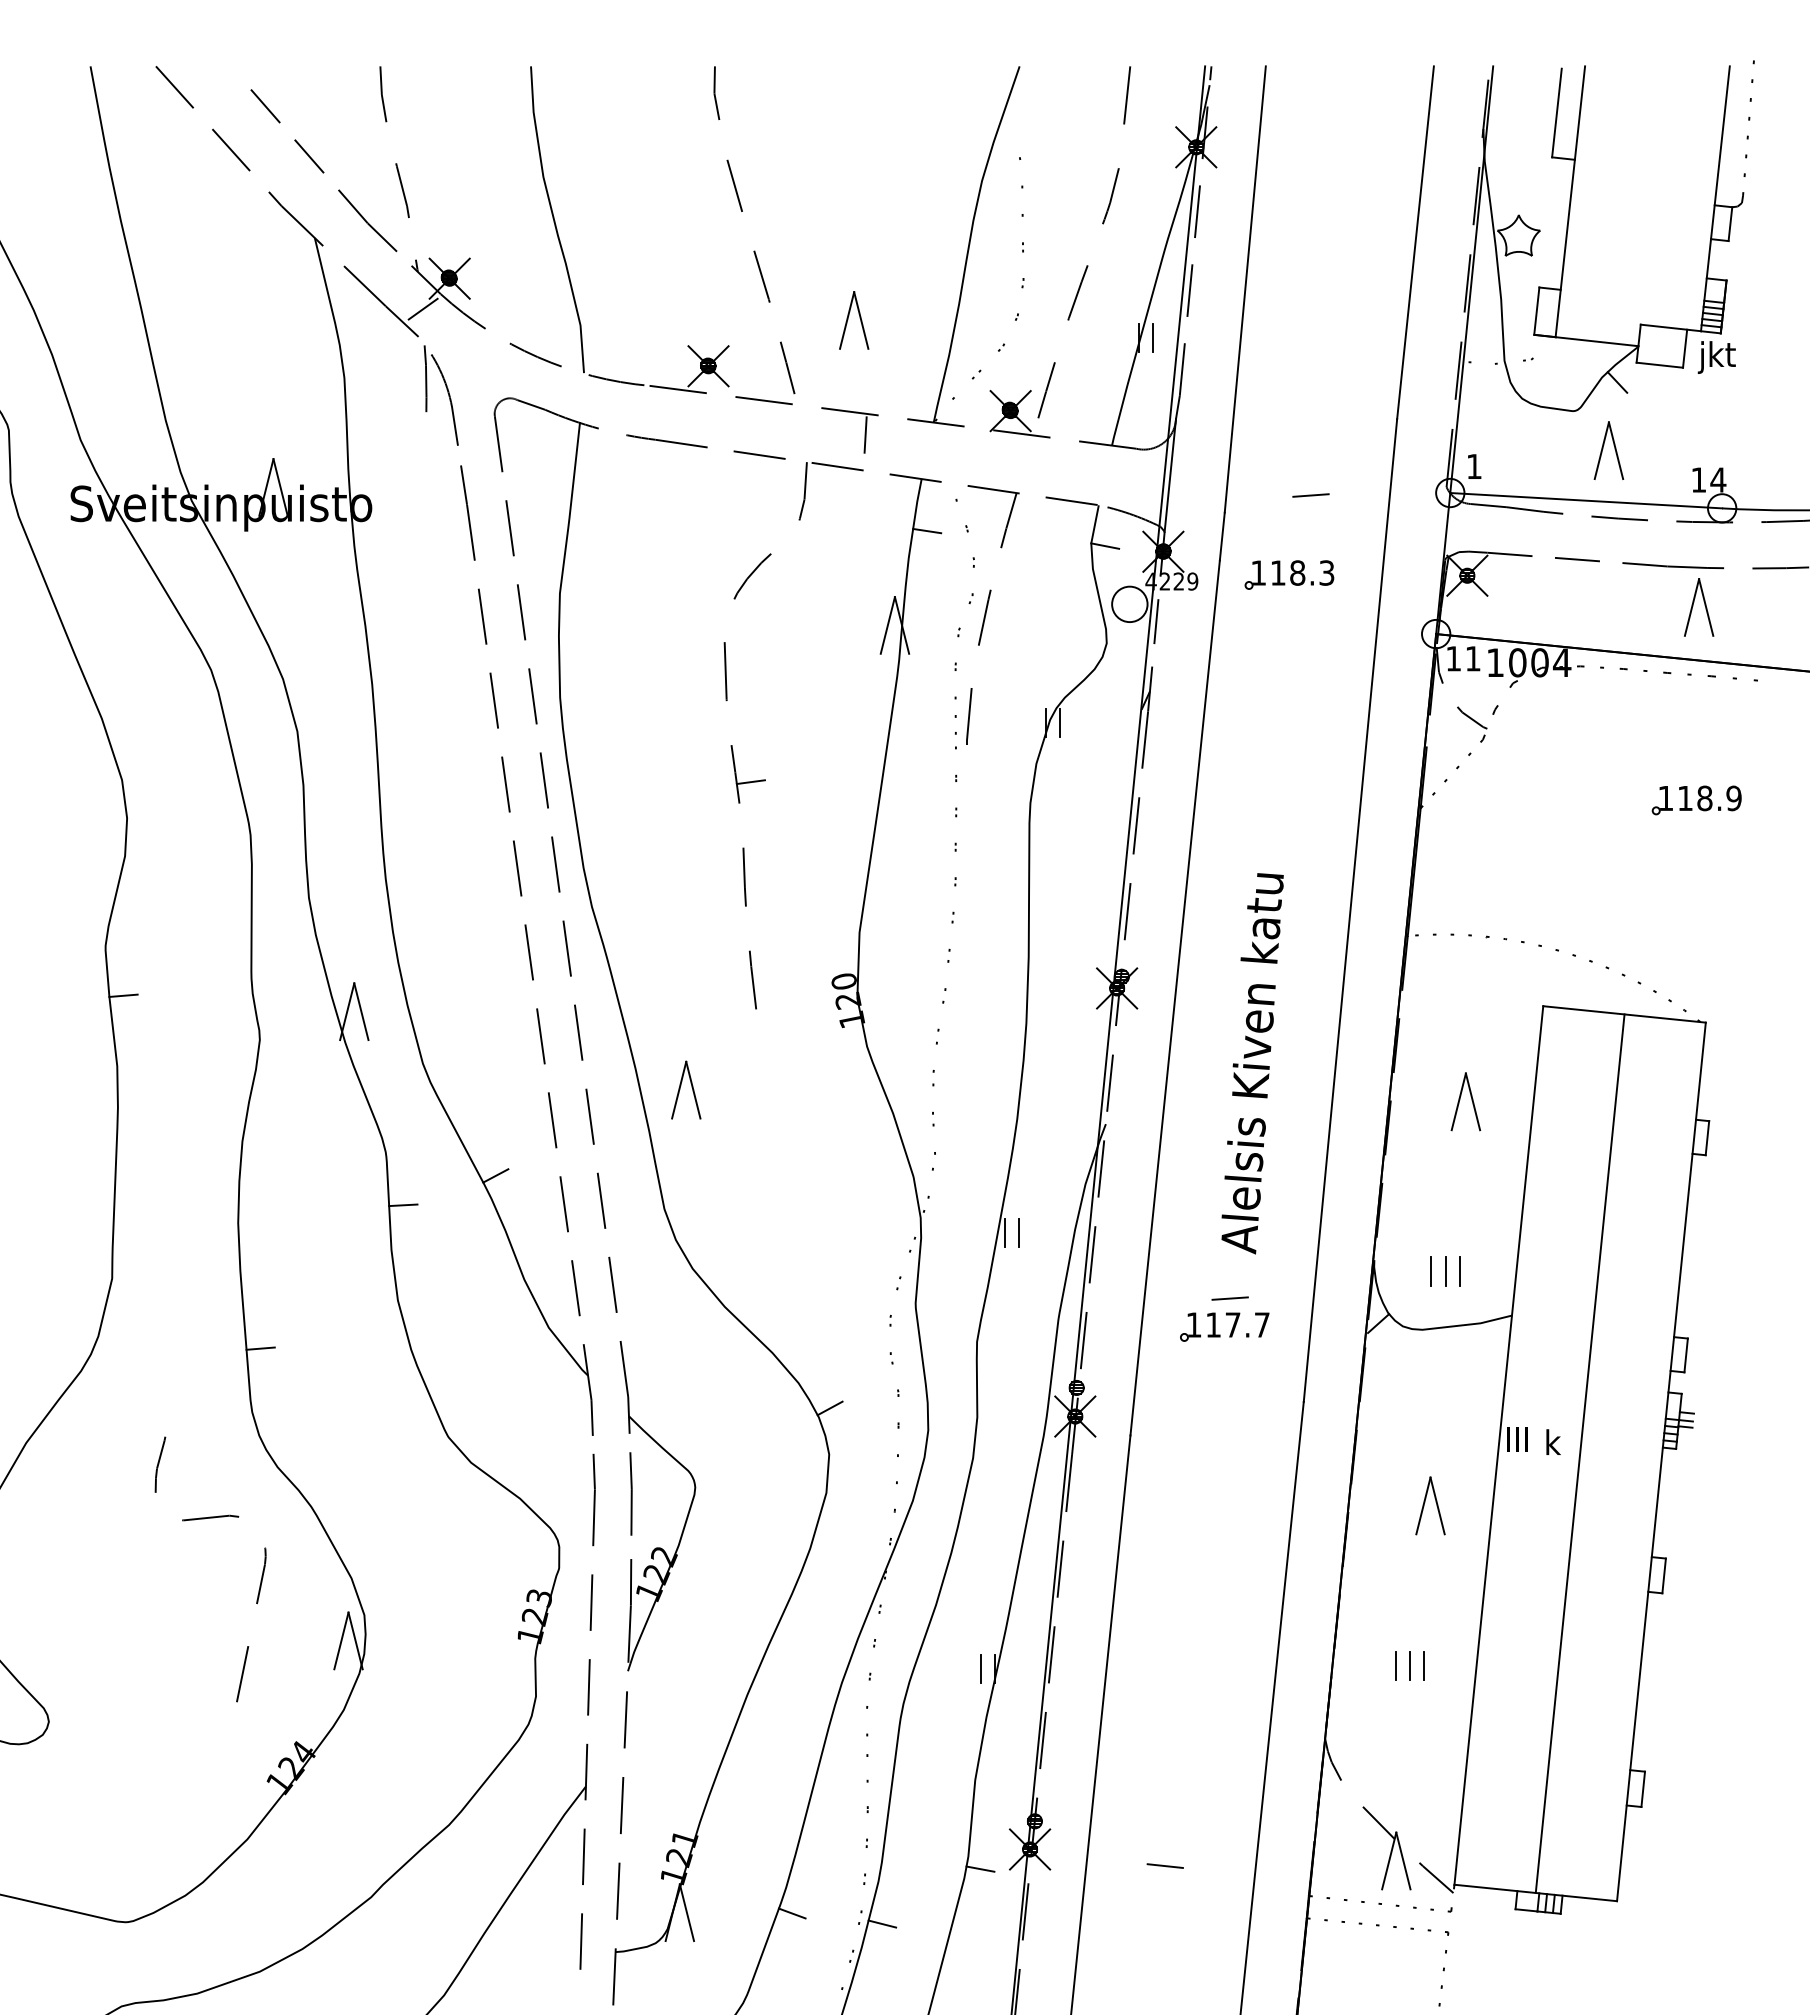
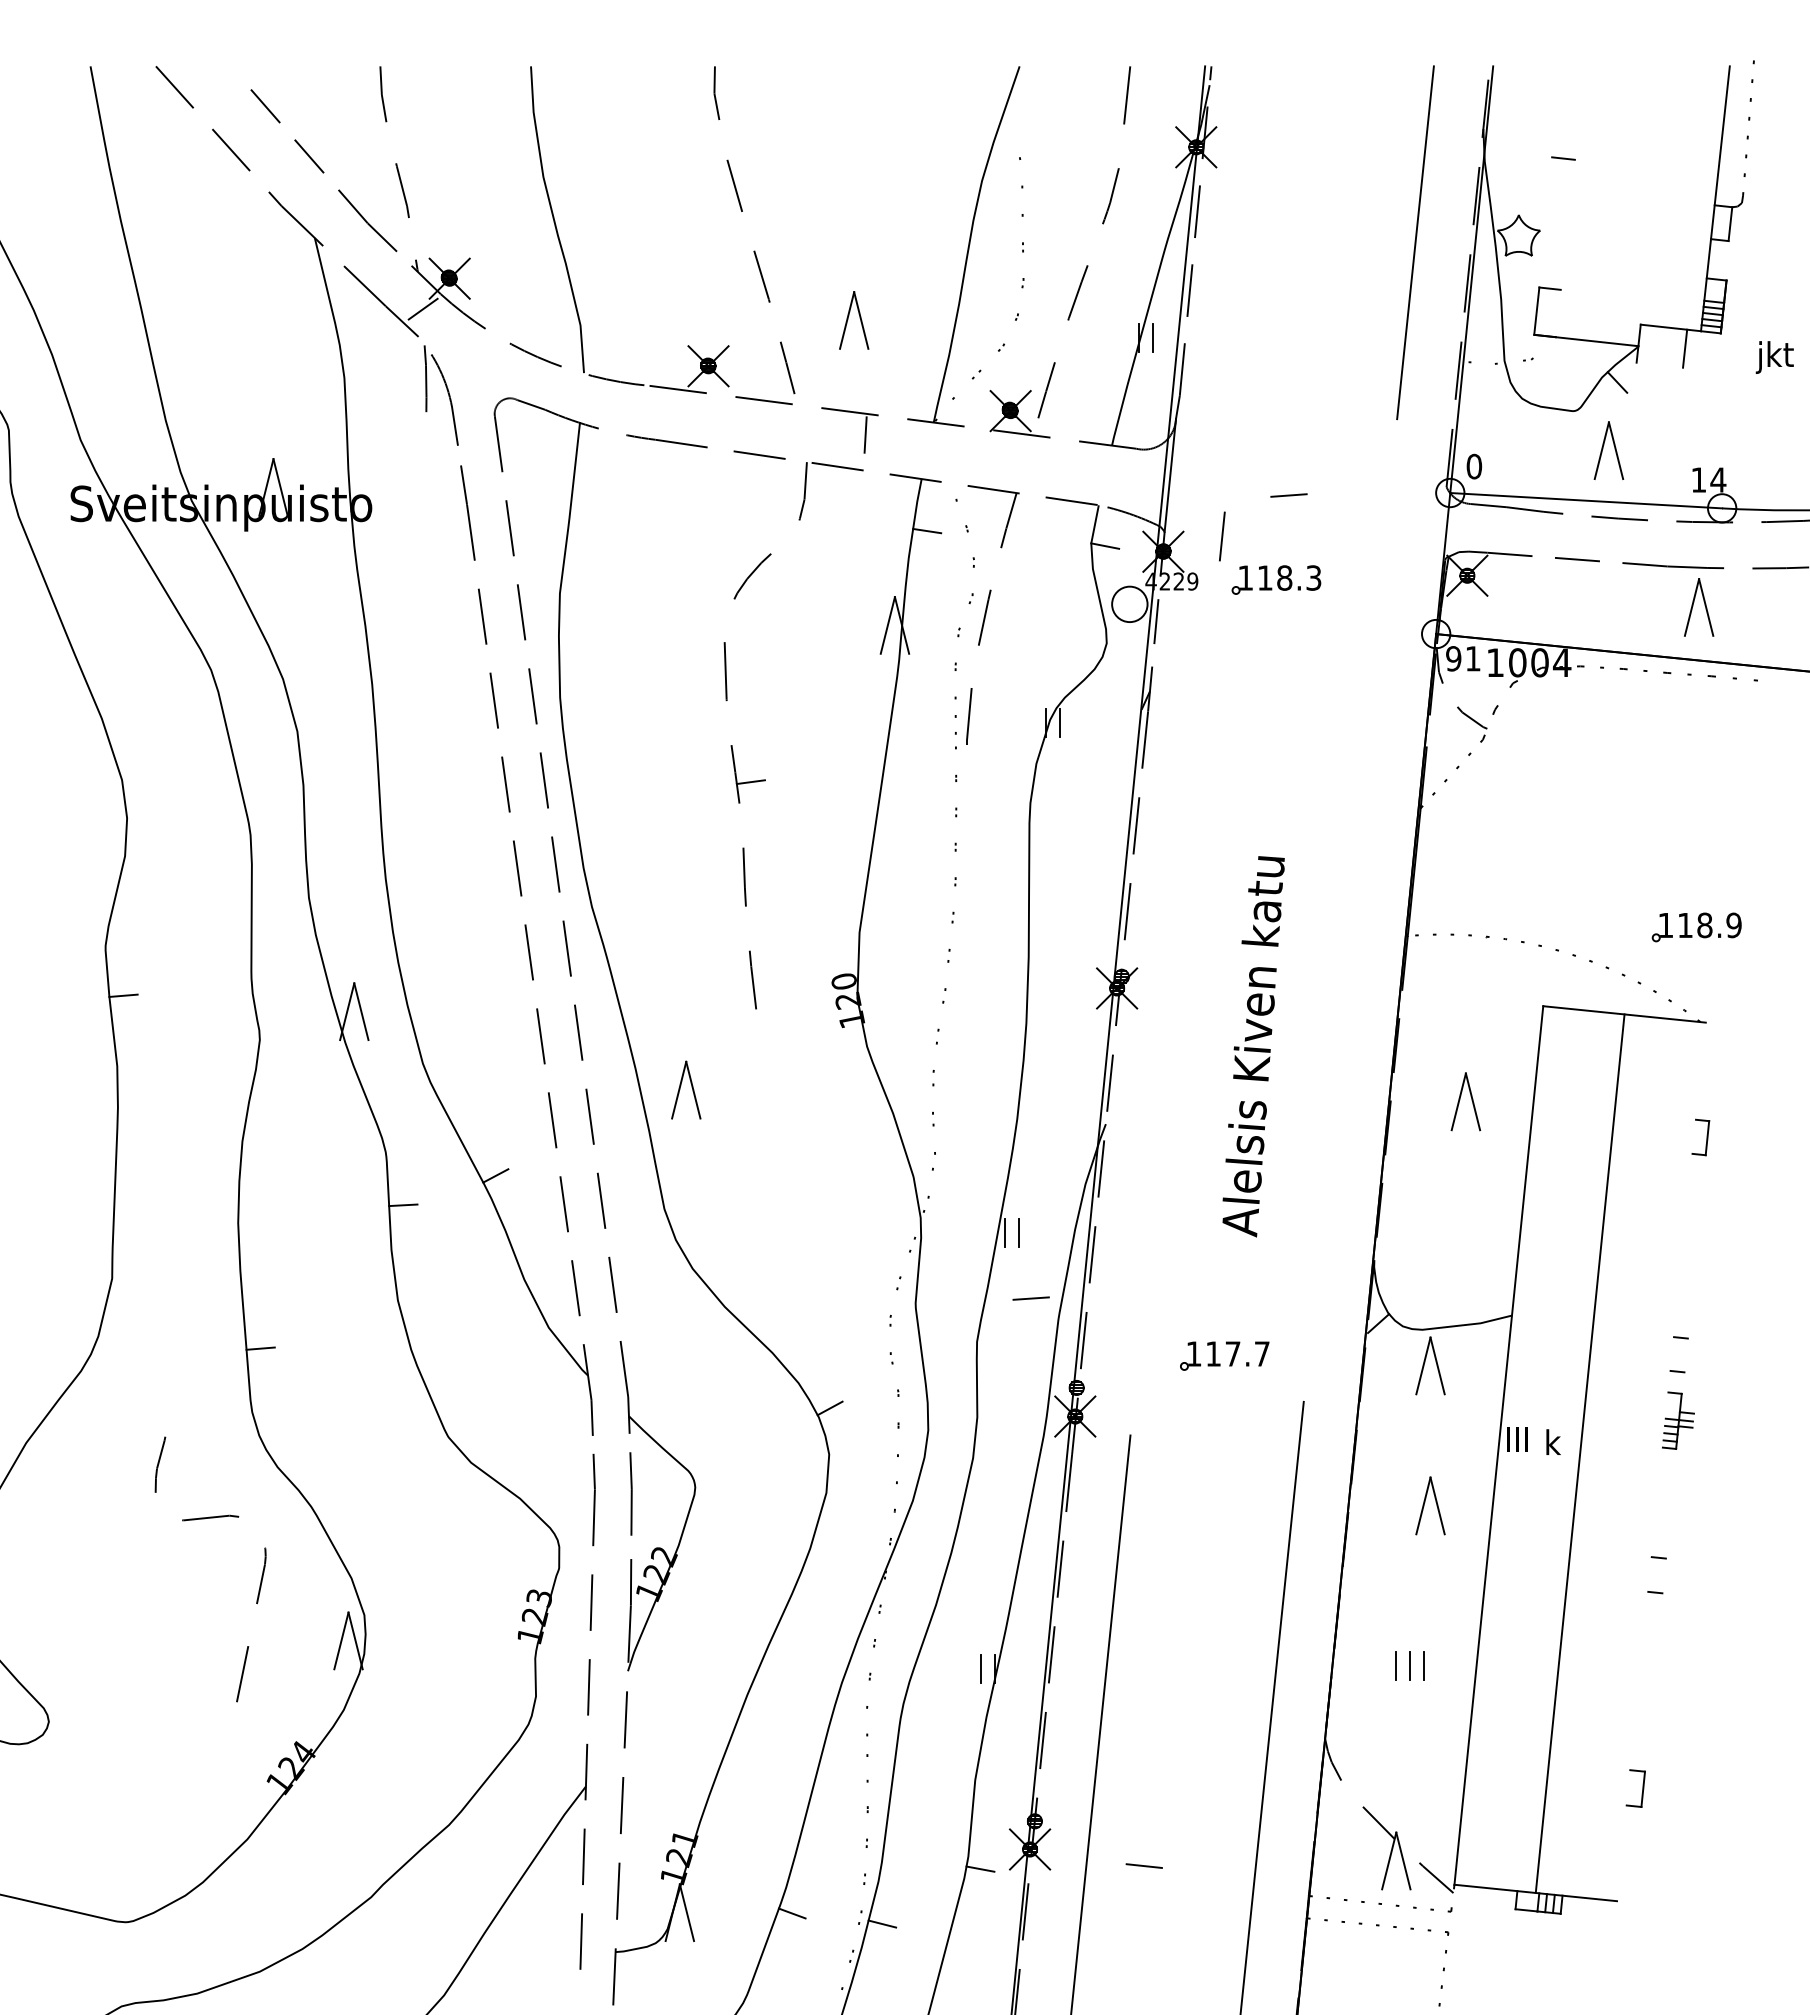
line: present -> none (1556, 112)
line: present -> none (1570, 201)
line: present -> none (1244, 289)
text position: (1716, 357) -> (1774, 357) (1774, 357)
line: present -> none (1659, 364)
text: 1 -> 0 (1474, 466)
line position: (1310, 495) -> (1288, 495) (1288, 495)
part position: (1289, 574) -> (1276, 579) (1276, 579)
text: 11 -> 91 (1453, 658)
part position: (1696, 800) -> (1696, 927) (1696, 927)
line: present -> none (1350, 910)
line: present -> none (1174, 997)
text position: (1252, 1063) -> (1253, 1046) (1253, 1046)
part: present -> none (1445, 1271)
line position: (1229, 1298) -> (1030, 1298) (1030, 1298)
part position: (1231, 1329) -> (1231, 1358) (1231, 1358)
line: present -> none (1685, 1355)
part: none -> present (1430, 1365)
line: present -> none (1661, 1461)
line: present -> none (1663, 1575)
line position: (1164, 1865) -> (1143, 1865) (1143, 1865)
